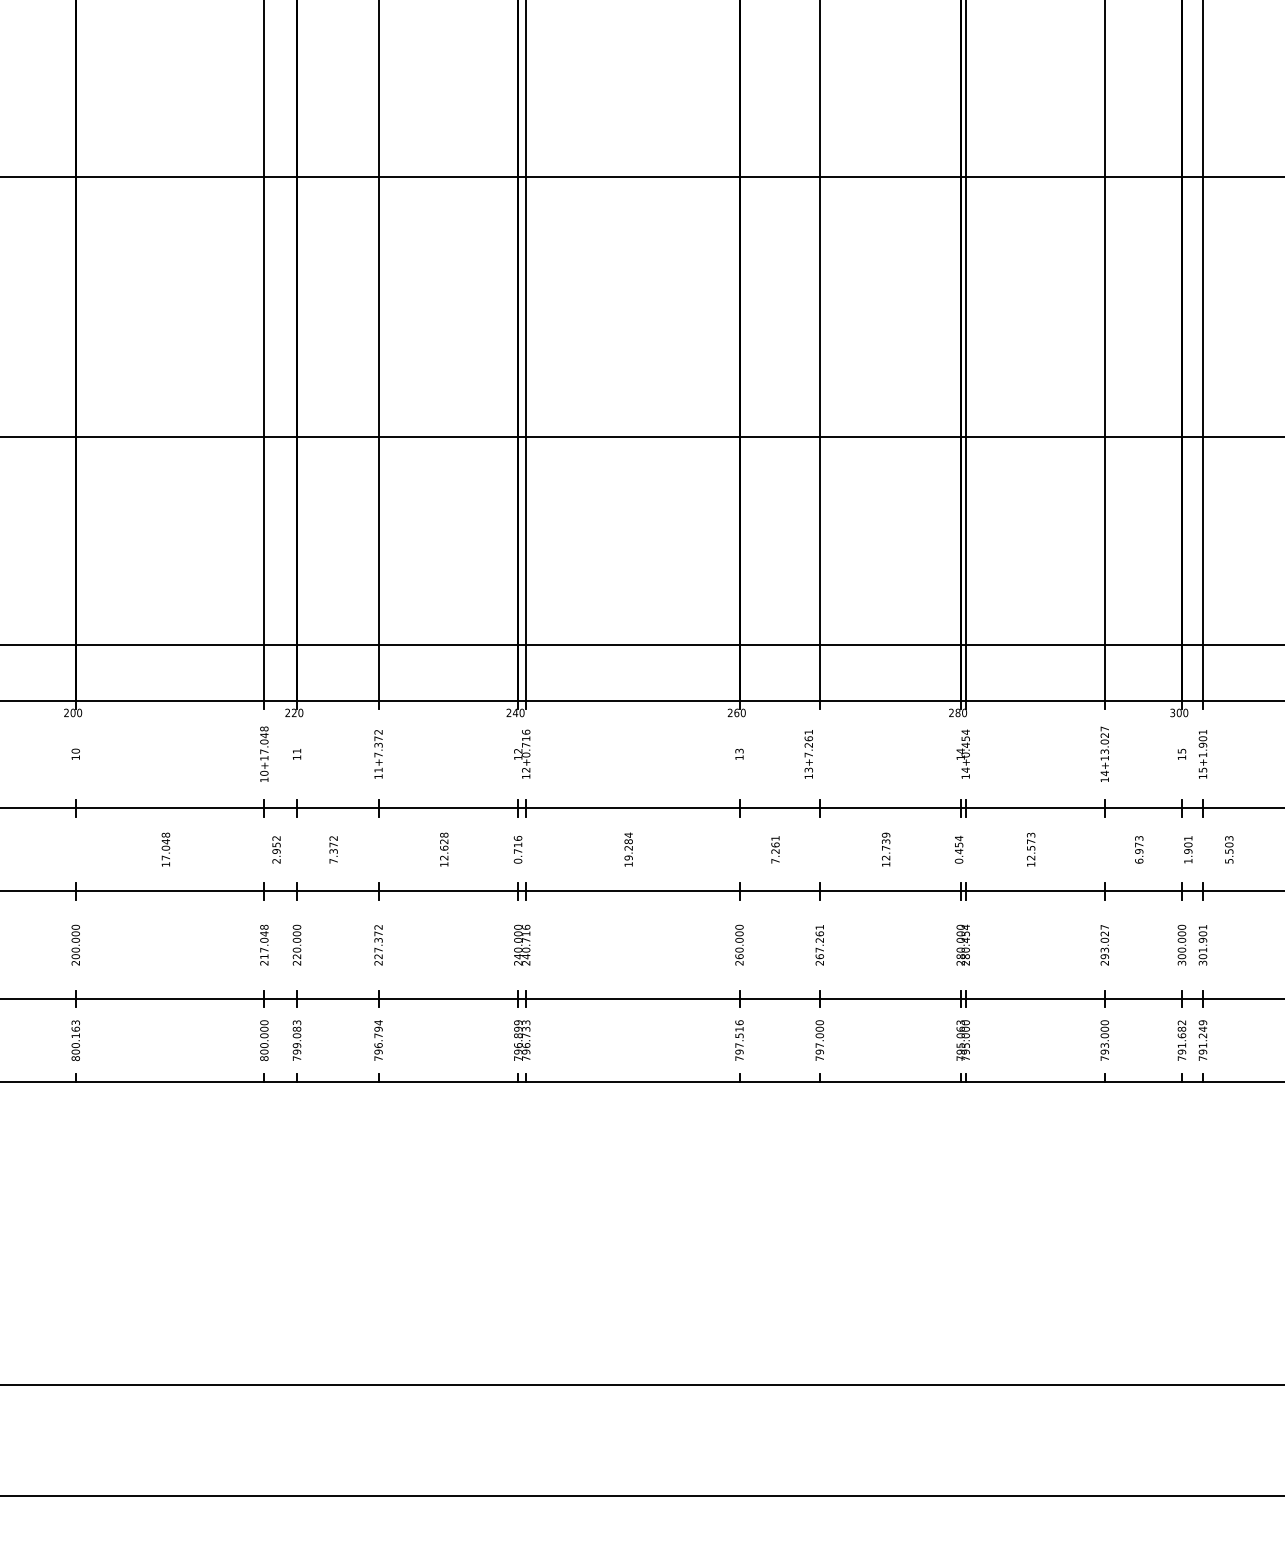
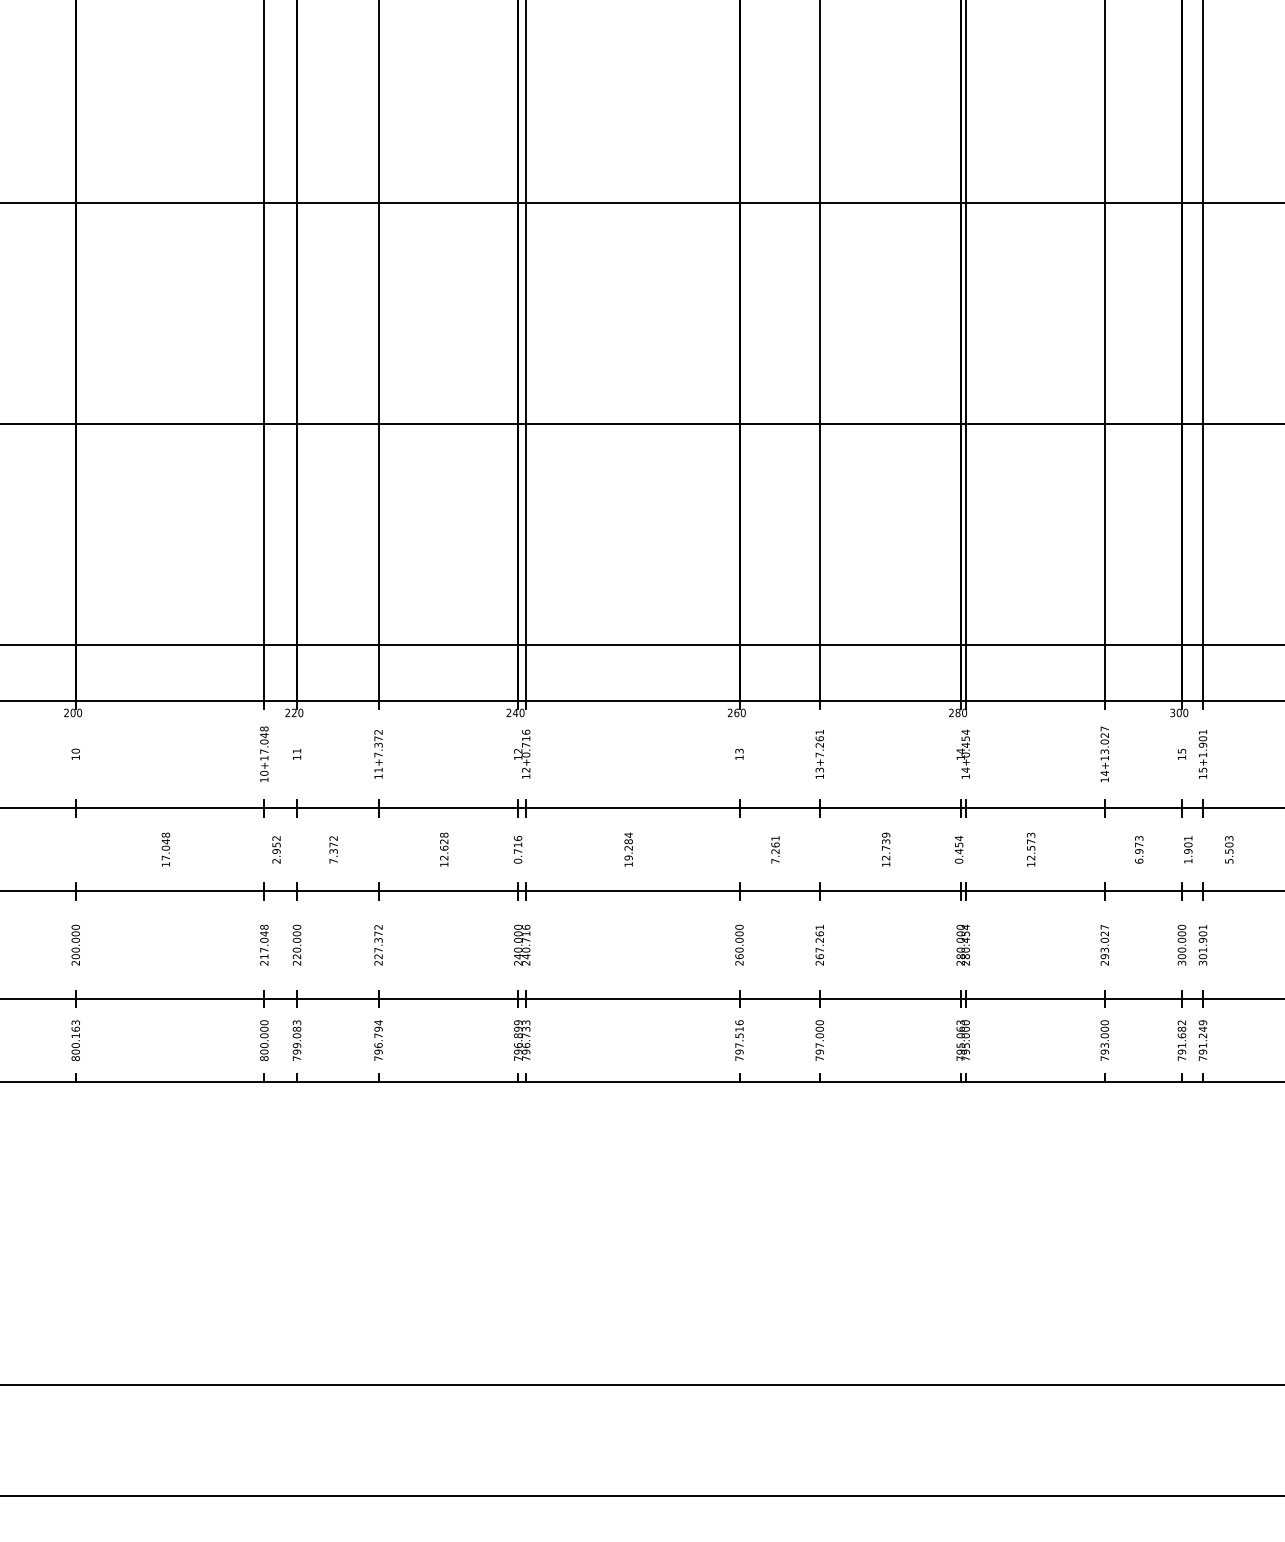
line position: (641, 176) -> (641, 202) (641, 202)
line position: (641, 436) -> (641, 423) (641, 423)
text position: (808, 754) -> (819, 754) (819, 754)
